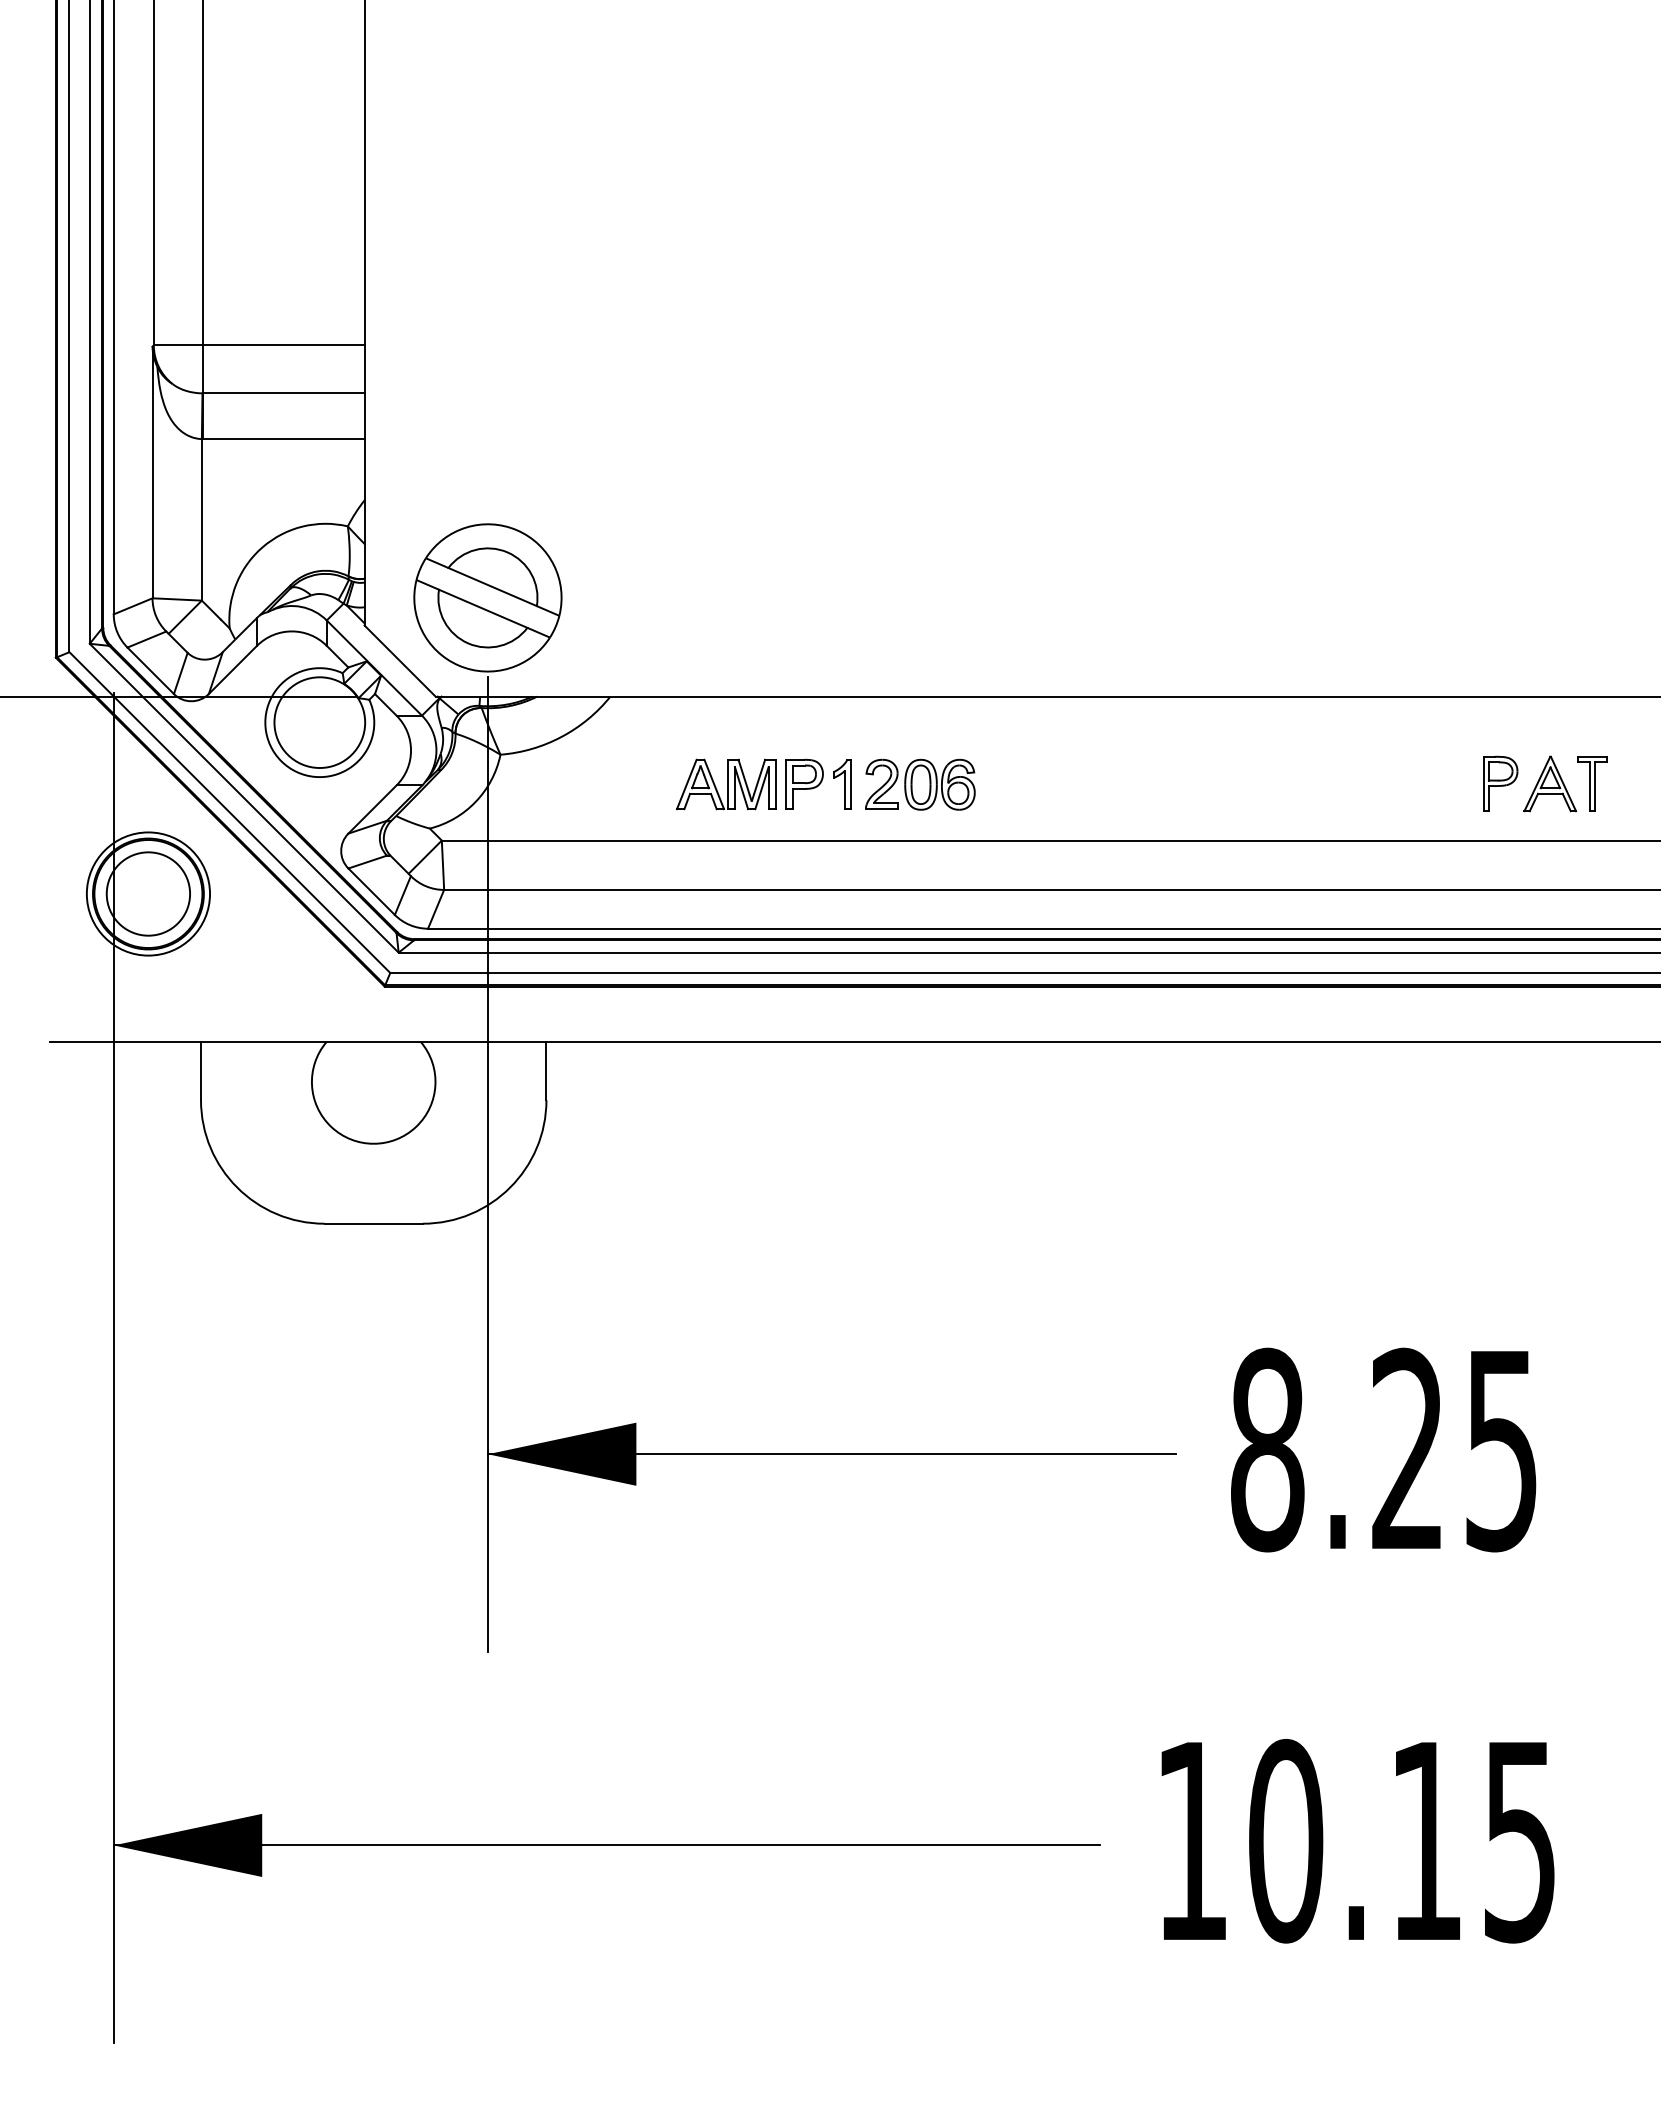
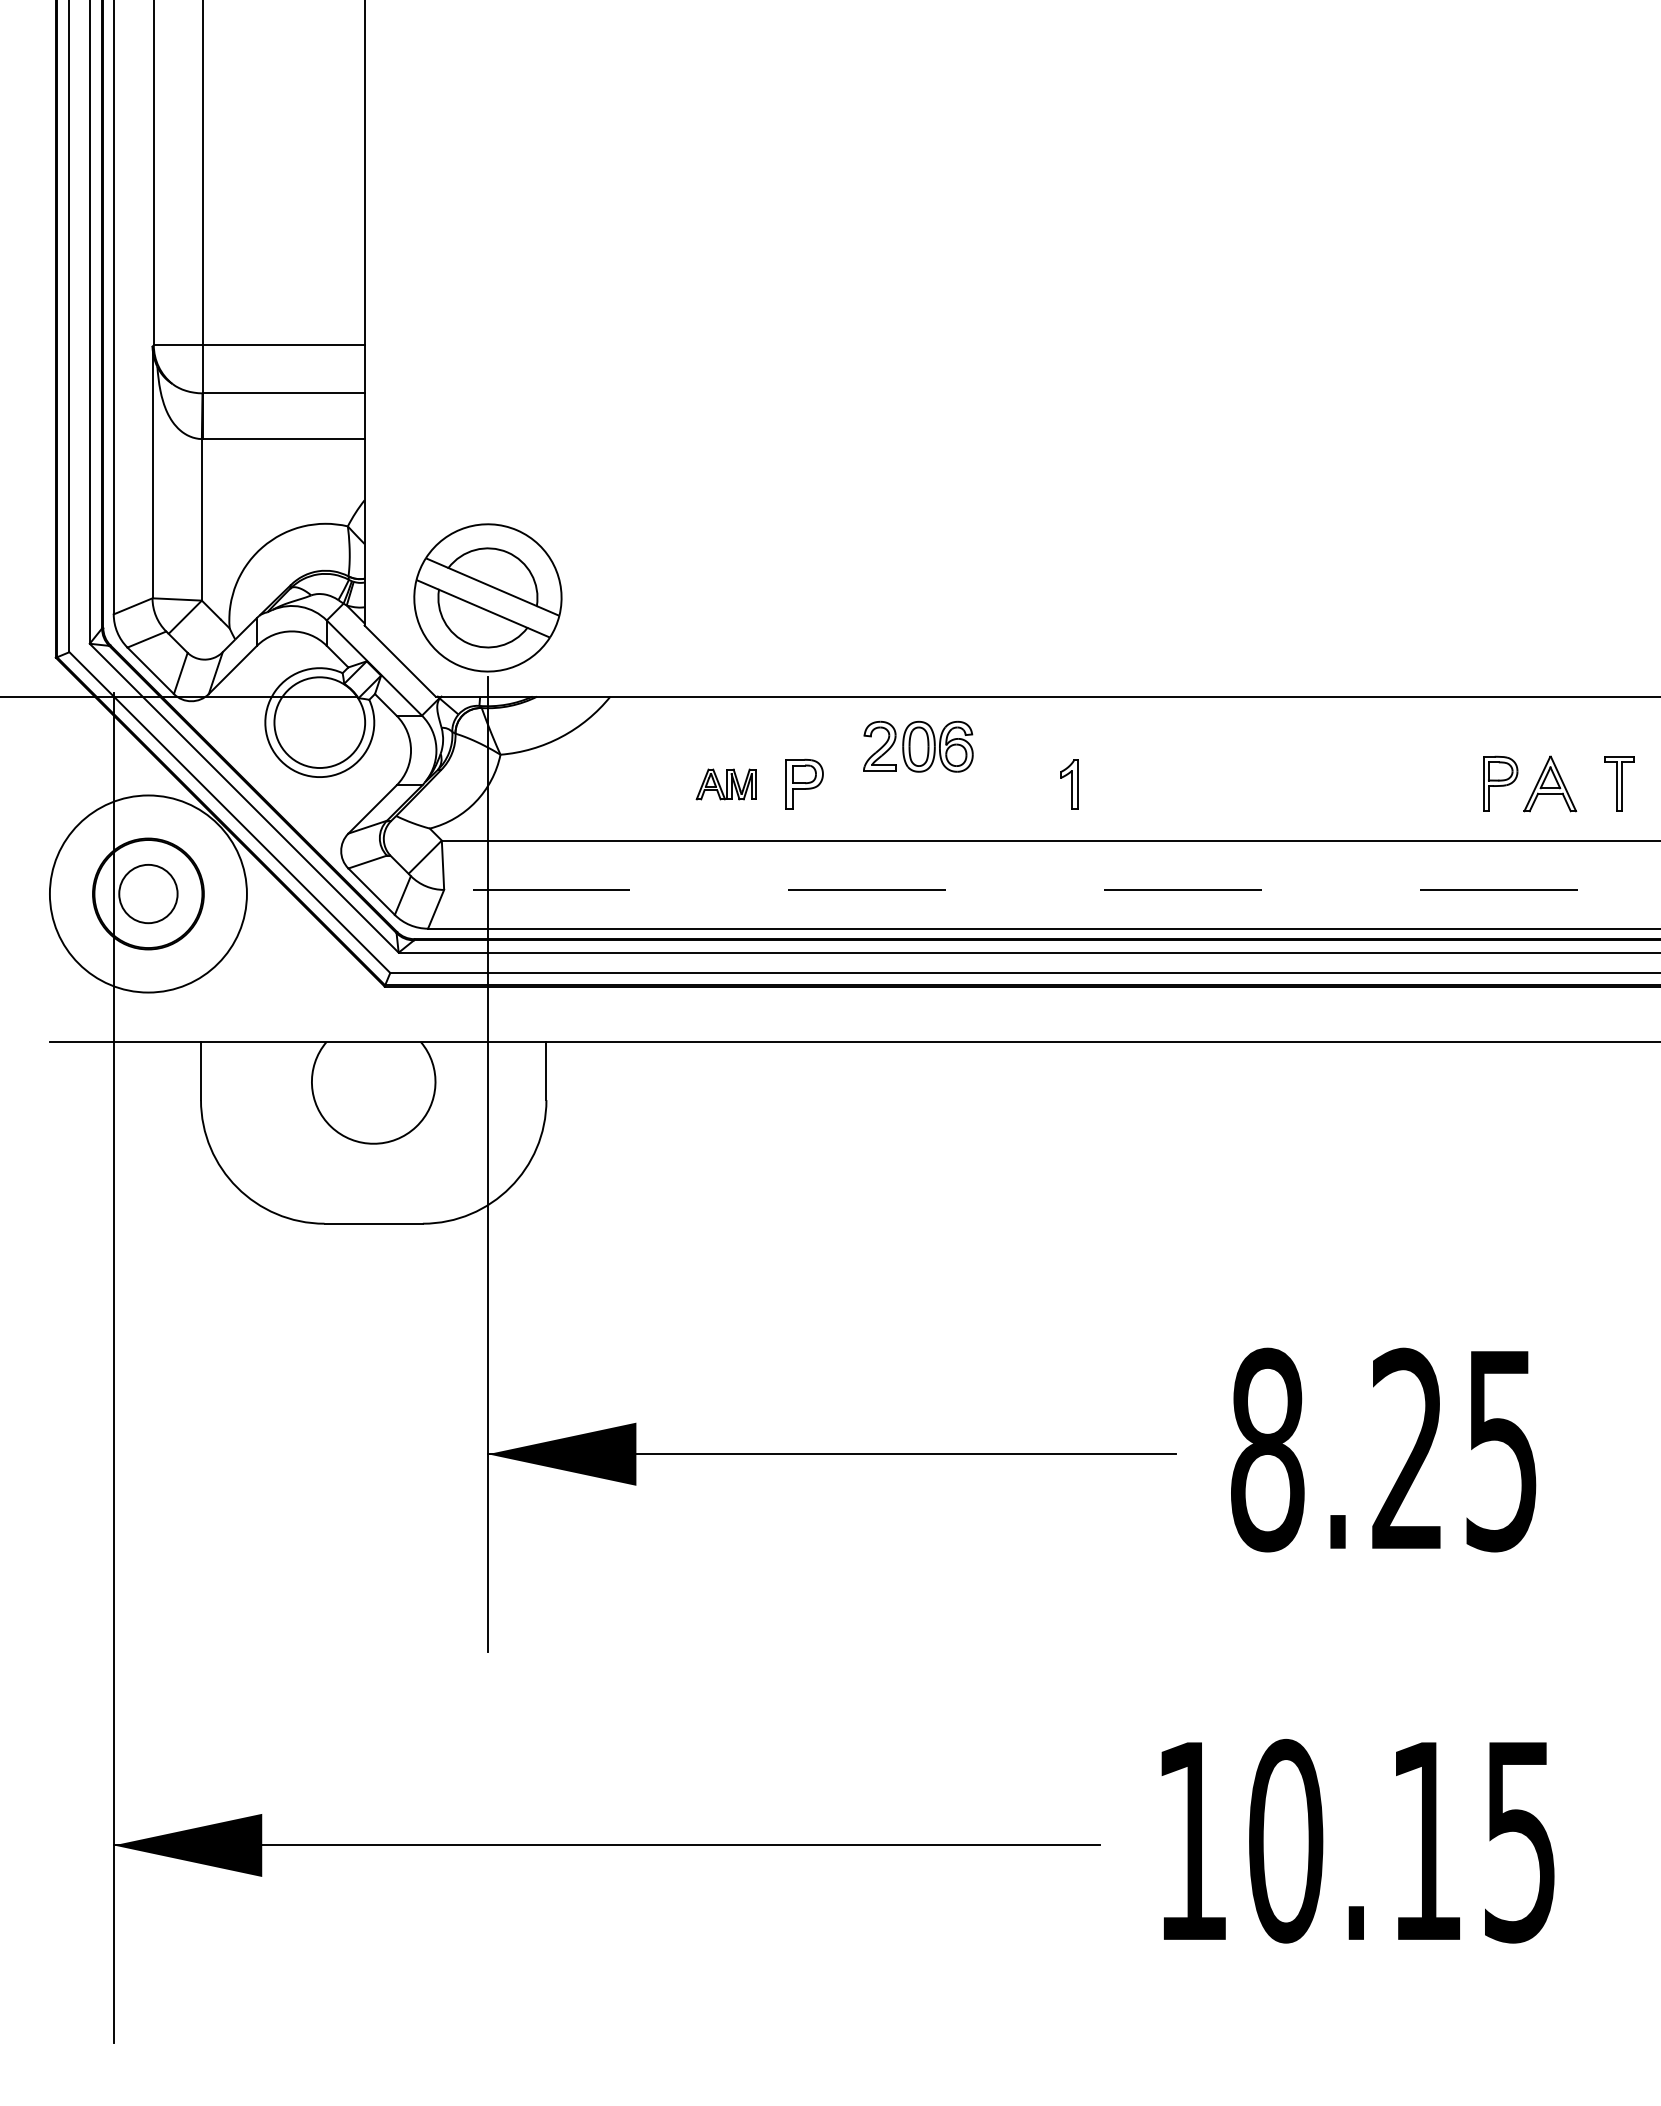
part position: (1592, 783) -> (1619, 783) (1619, 783)
part size: 101x53 px -> 62x33 px (725, 784)
part position: (842, 784) -> (1069, 784) (1069, 784)
part position: (920, 784) -> (918, 746) (918, 746)
line: solid -> dashed (1052, 889)
circle diameter: 123 px -> 197 px (147, 893)
circle diameter: 83 px -> 58 px (148, 893)
